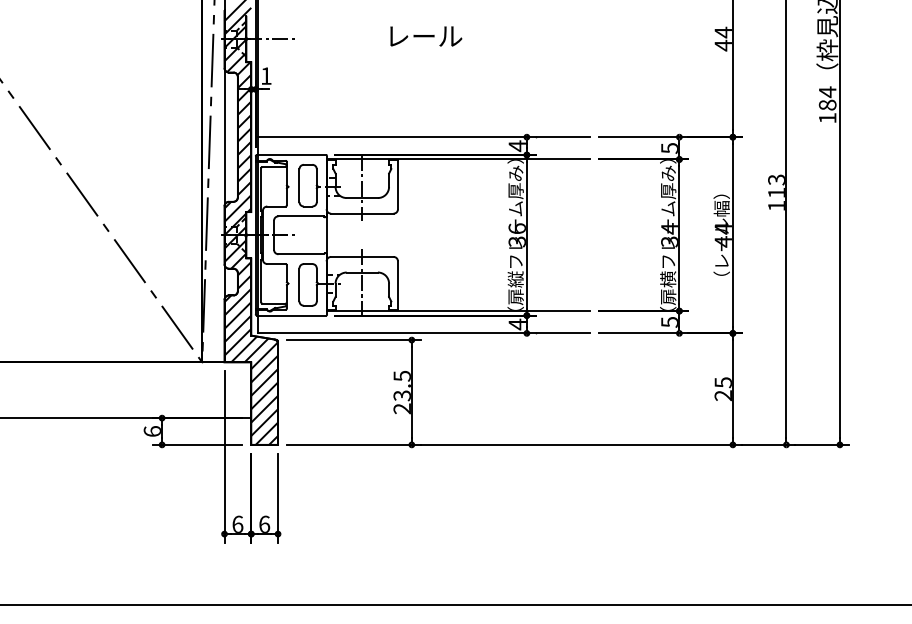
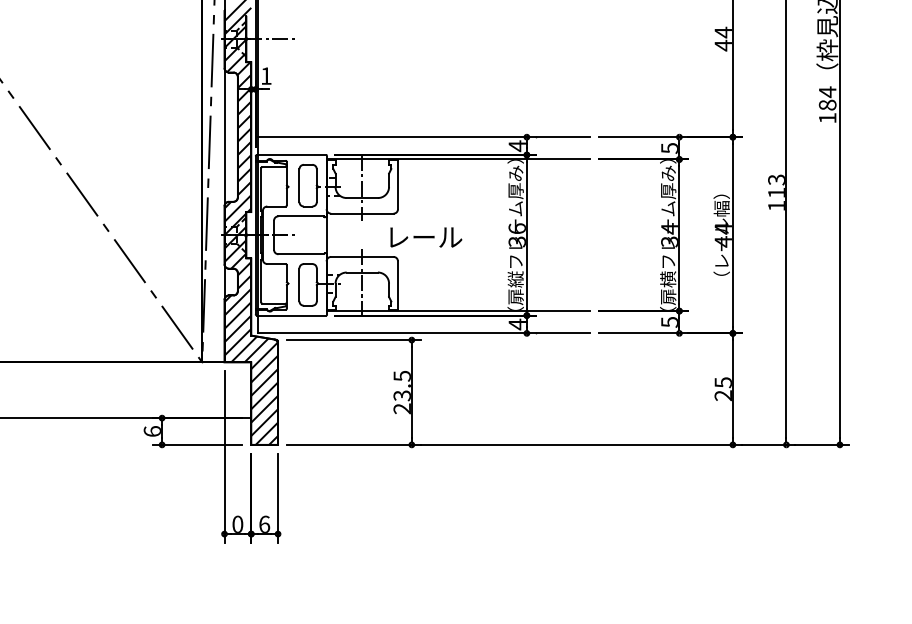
text position: (426, 36) -> (426, 237) (426, 237)
text: 6 -> 0 (237, 523)
line: present -> none (455, 605)
